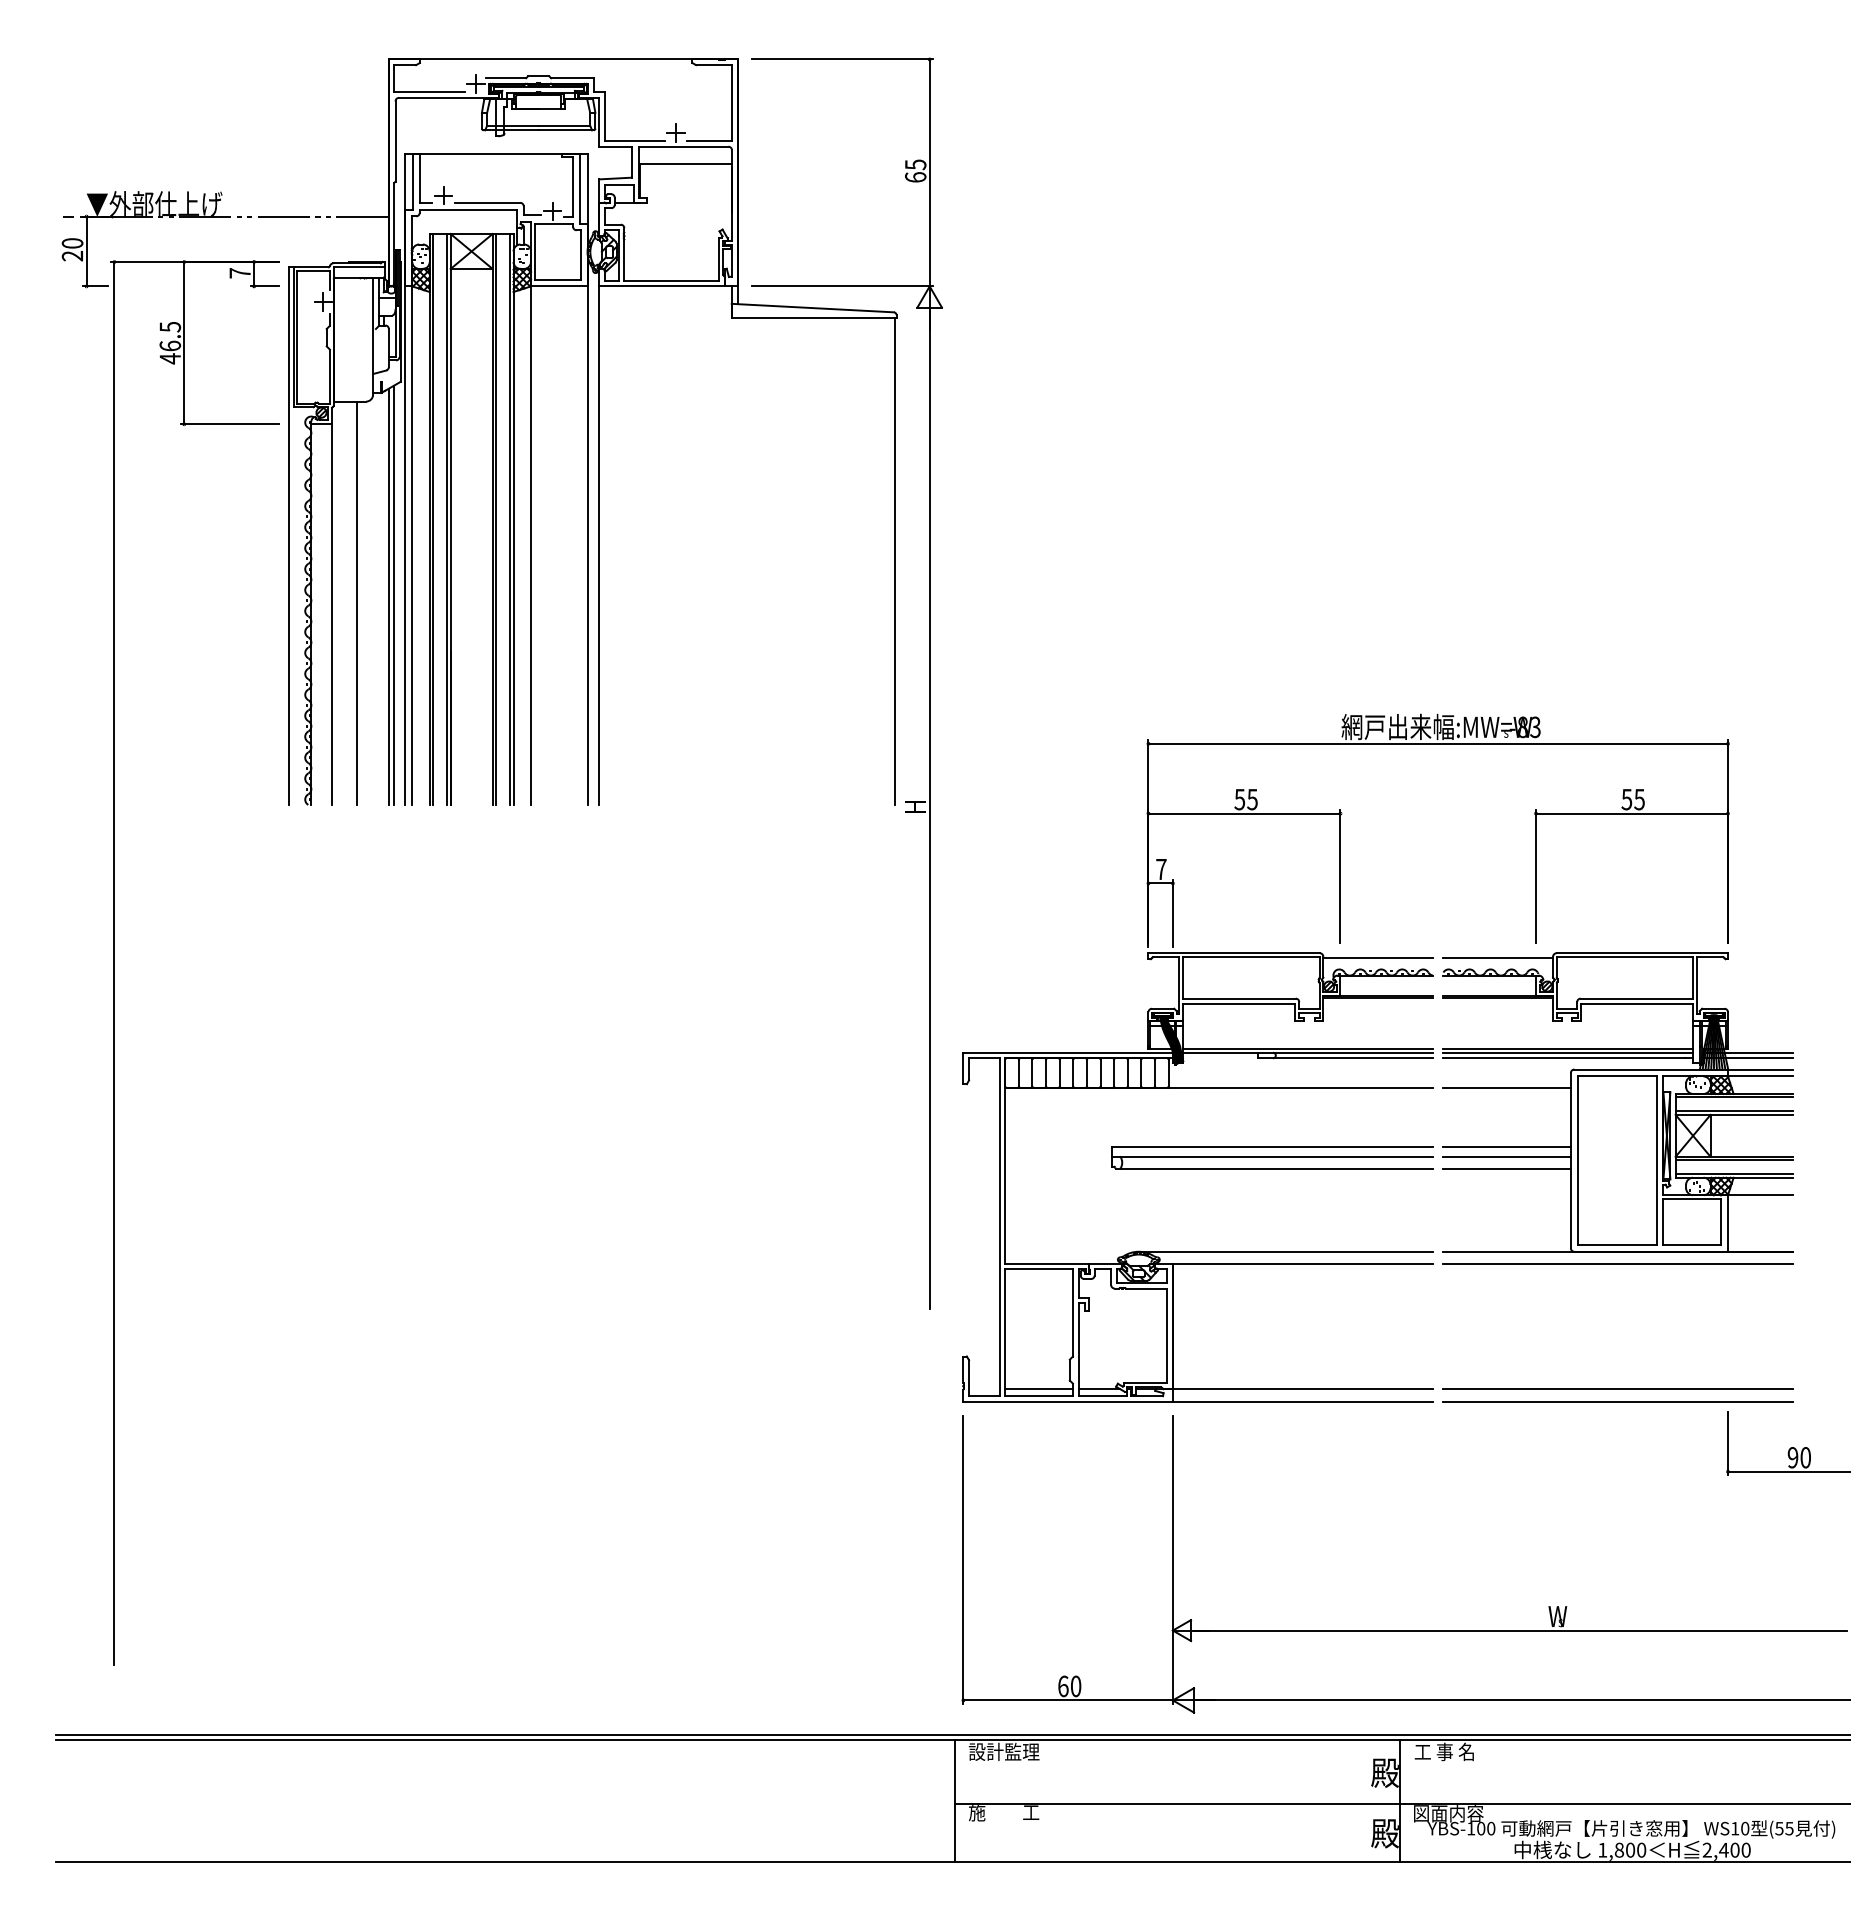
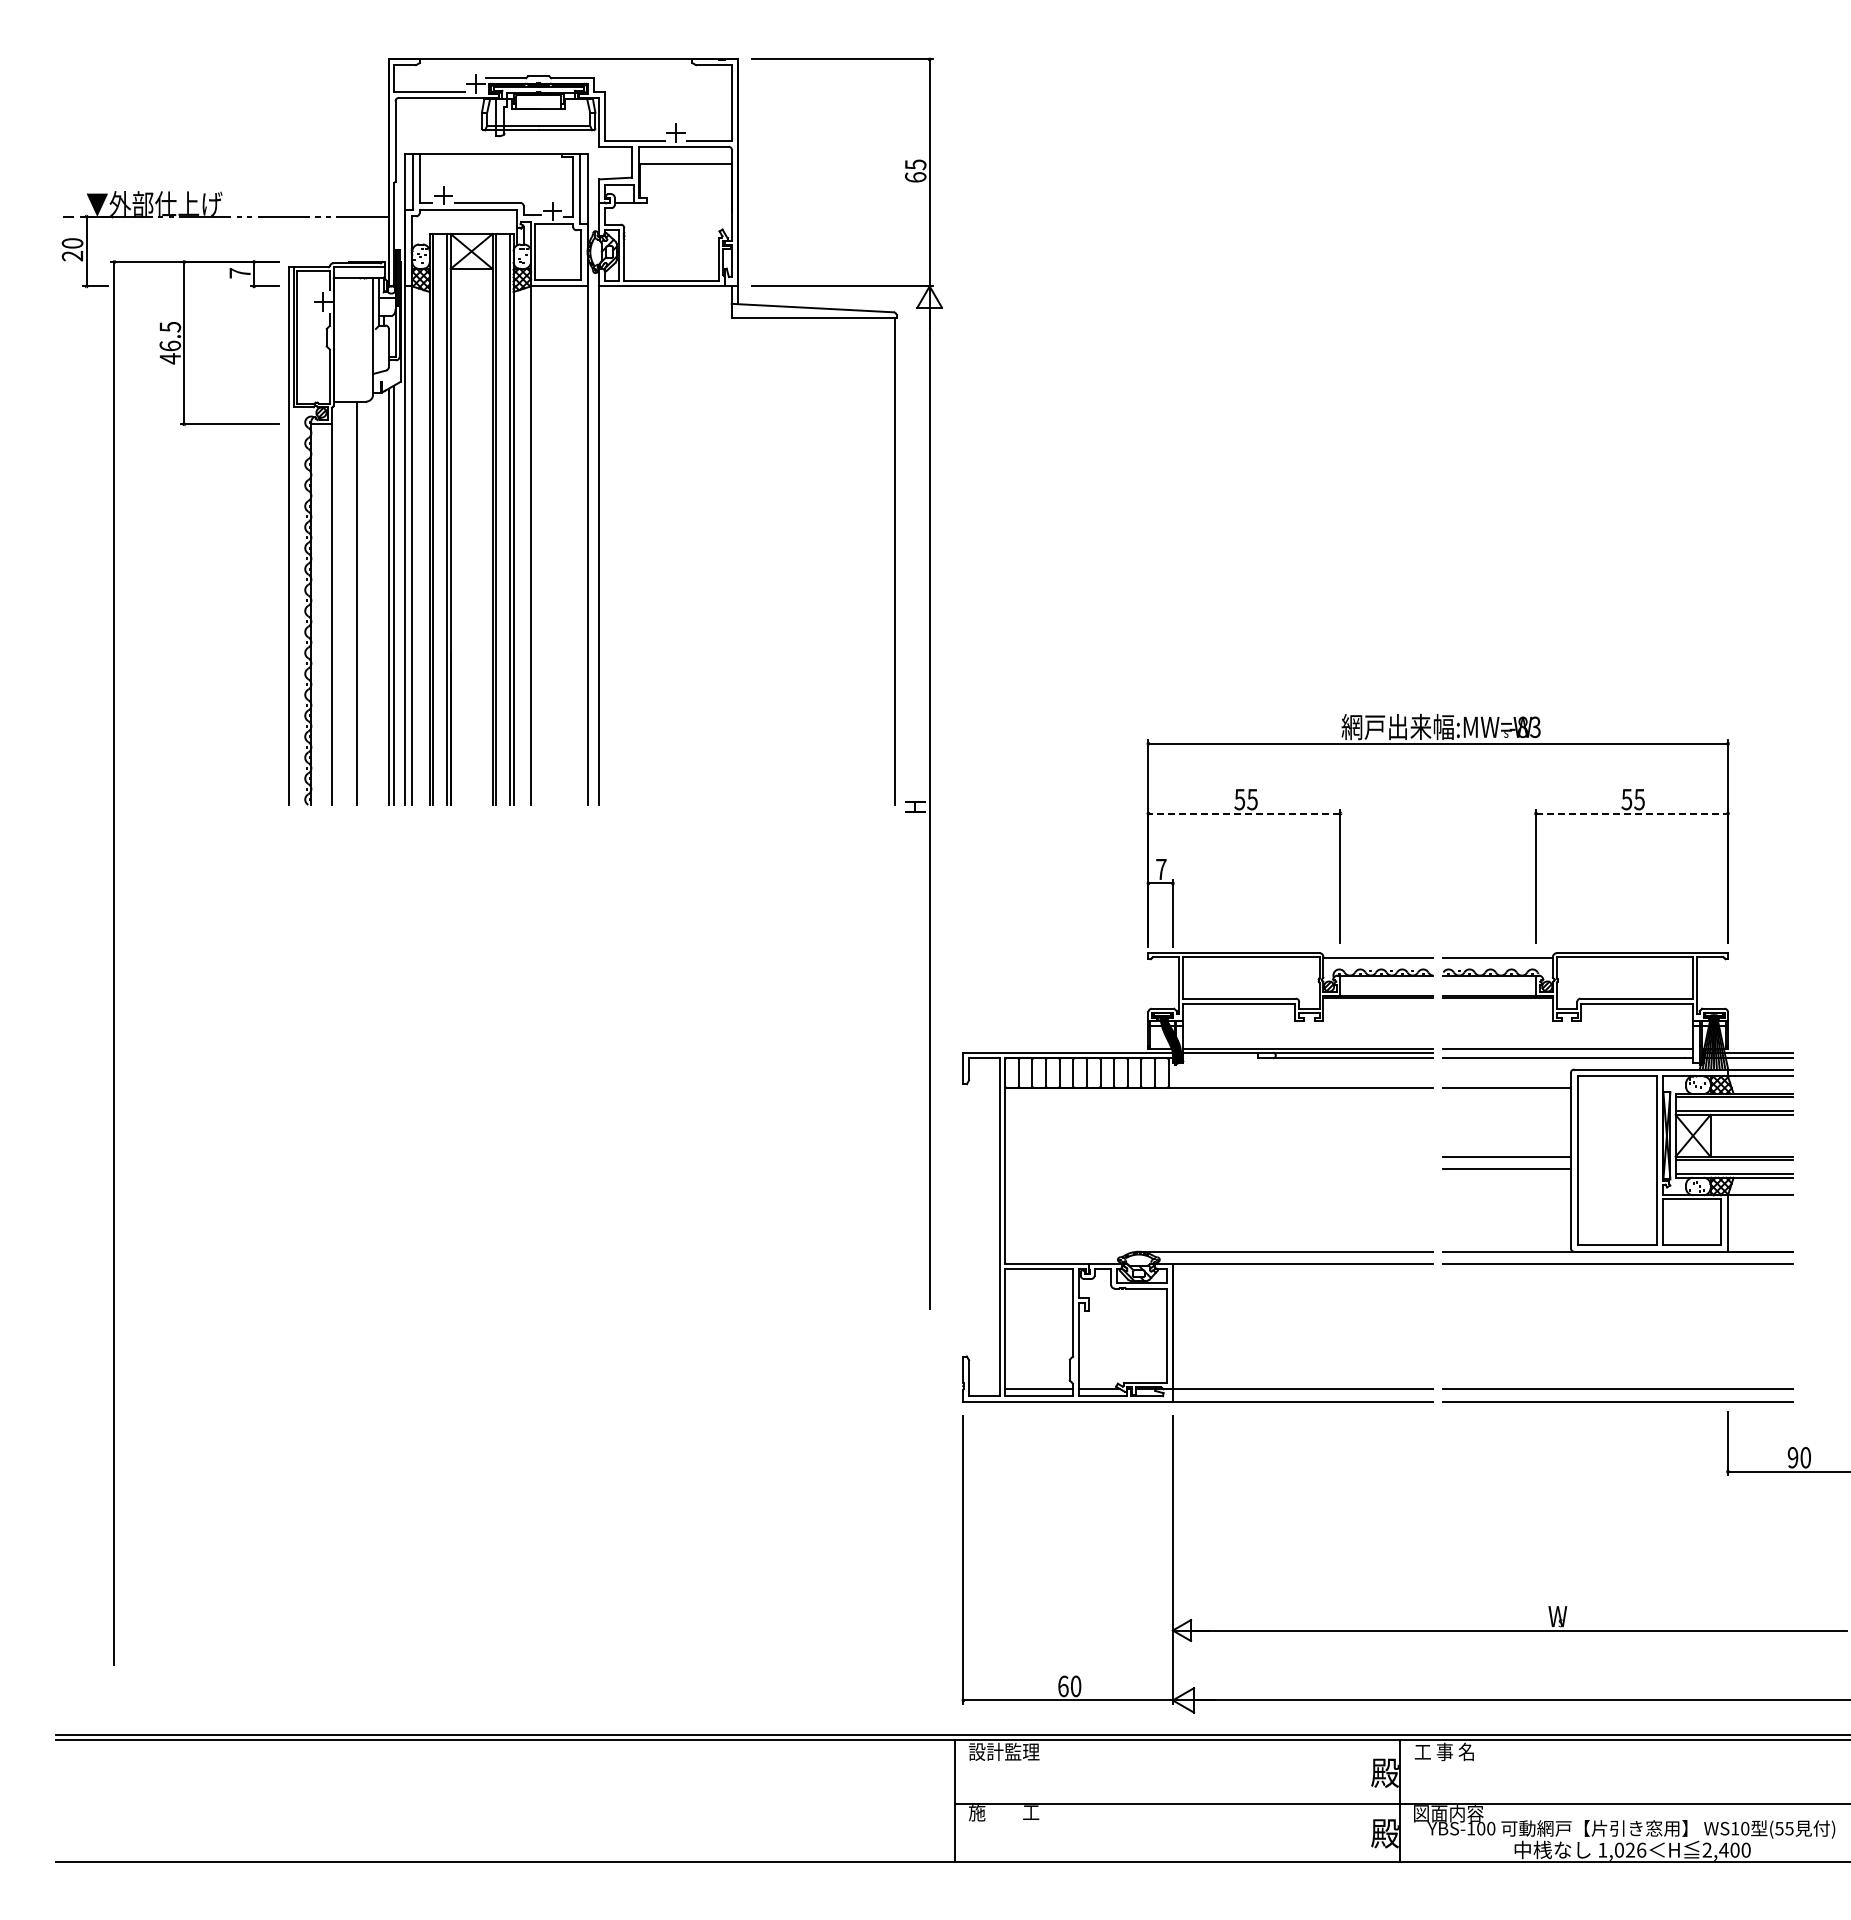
line: solid -> dashed (1243, 813)
line: solid -> dashed (1632, 813)
line: present -> none (1568, 1052)
line: present -> none (1506, 1147)
part: present -> none (1272, 1157)
text: 1,800 -> 1,026 (1630, 1849)
